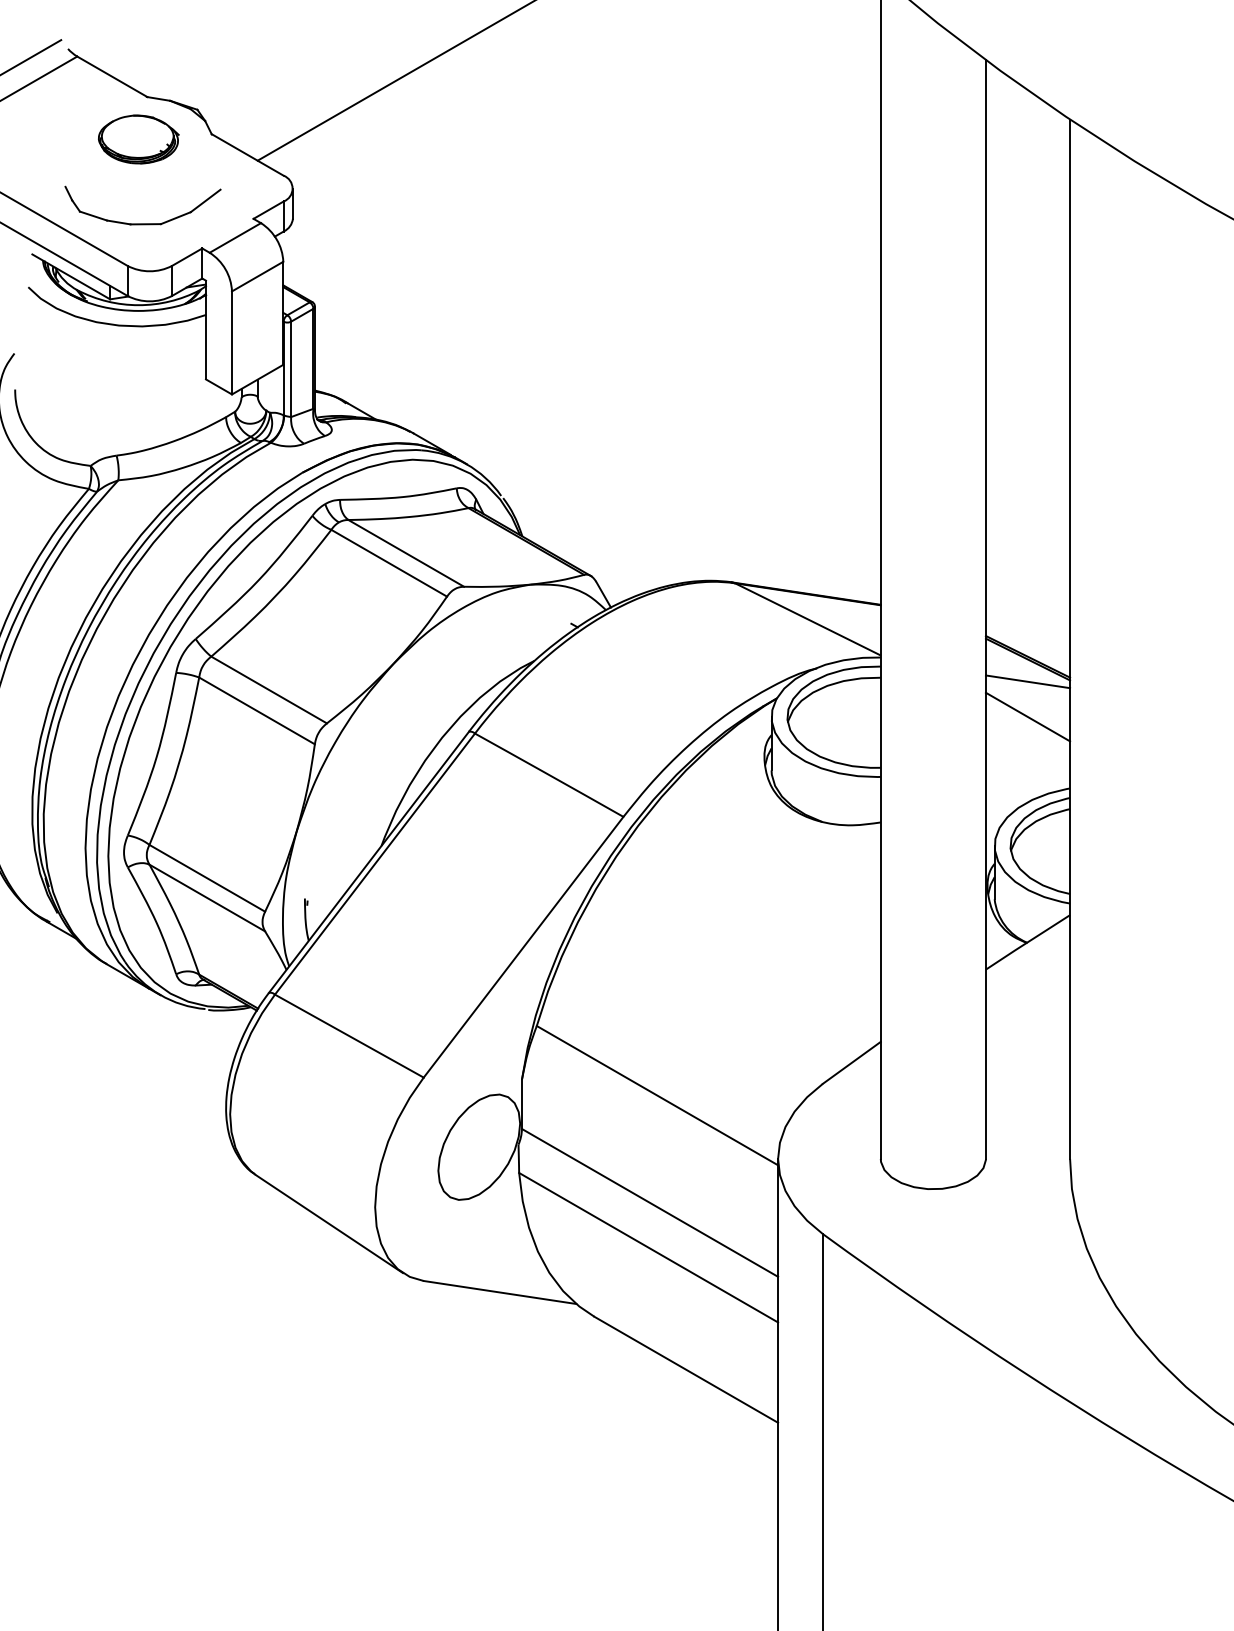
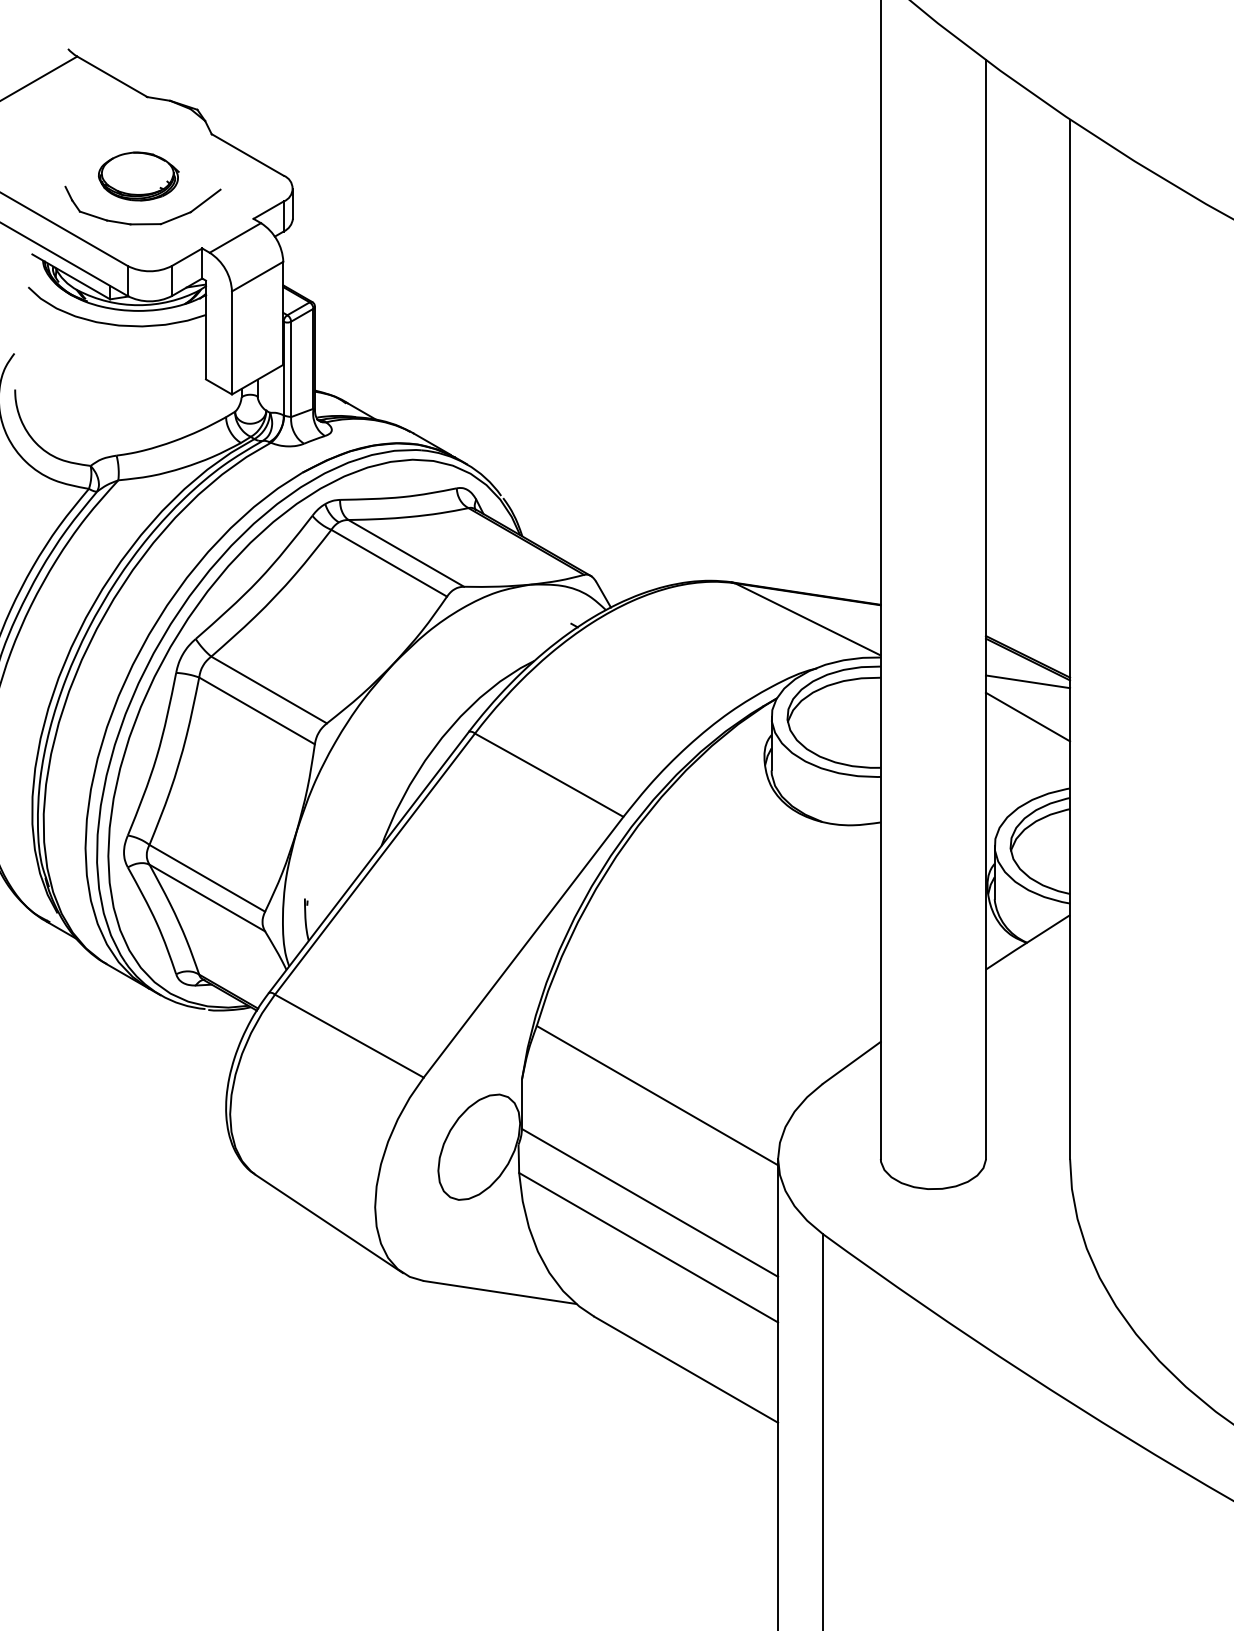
line: present -> none (31, 57)
line: present -> none (394, 81)
part position: (138, 139) -> (138, 176) (138, 176)
